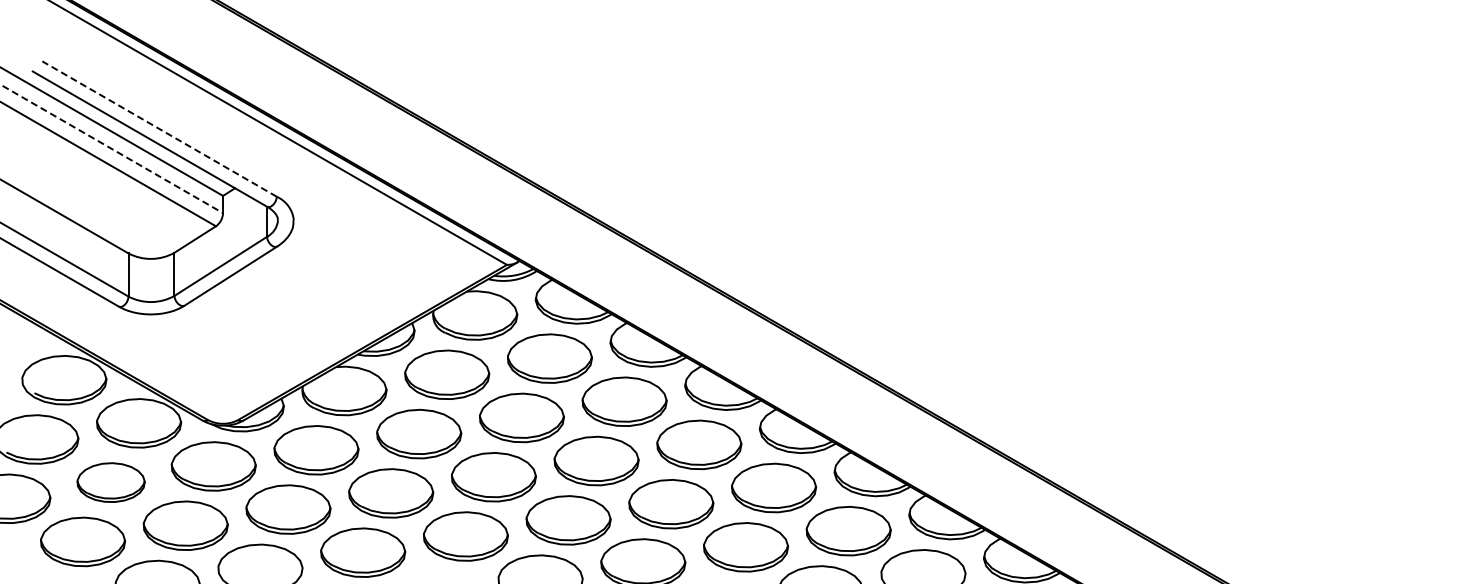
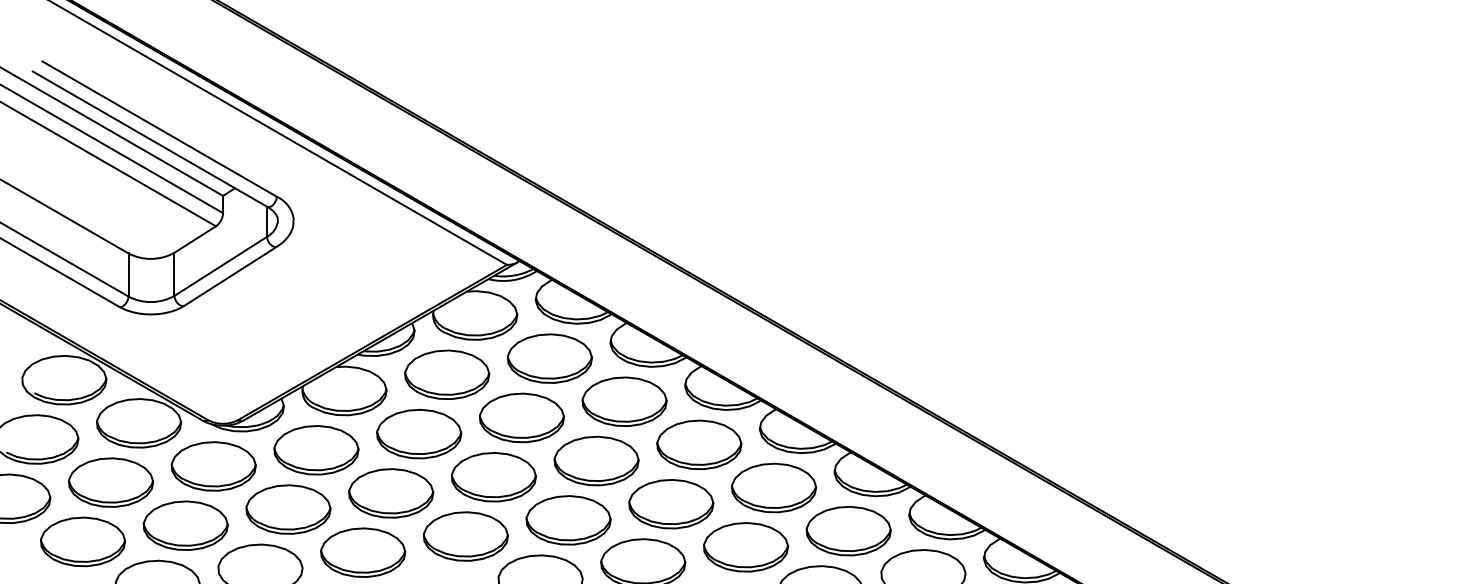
line: dashed -> solid (159, 128)
line: dashed -> solid (112, 149)
part size: 70x41 px -> 87x51 px (111, 482)
